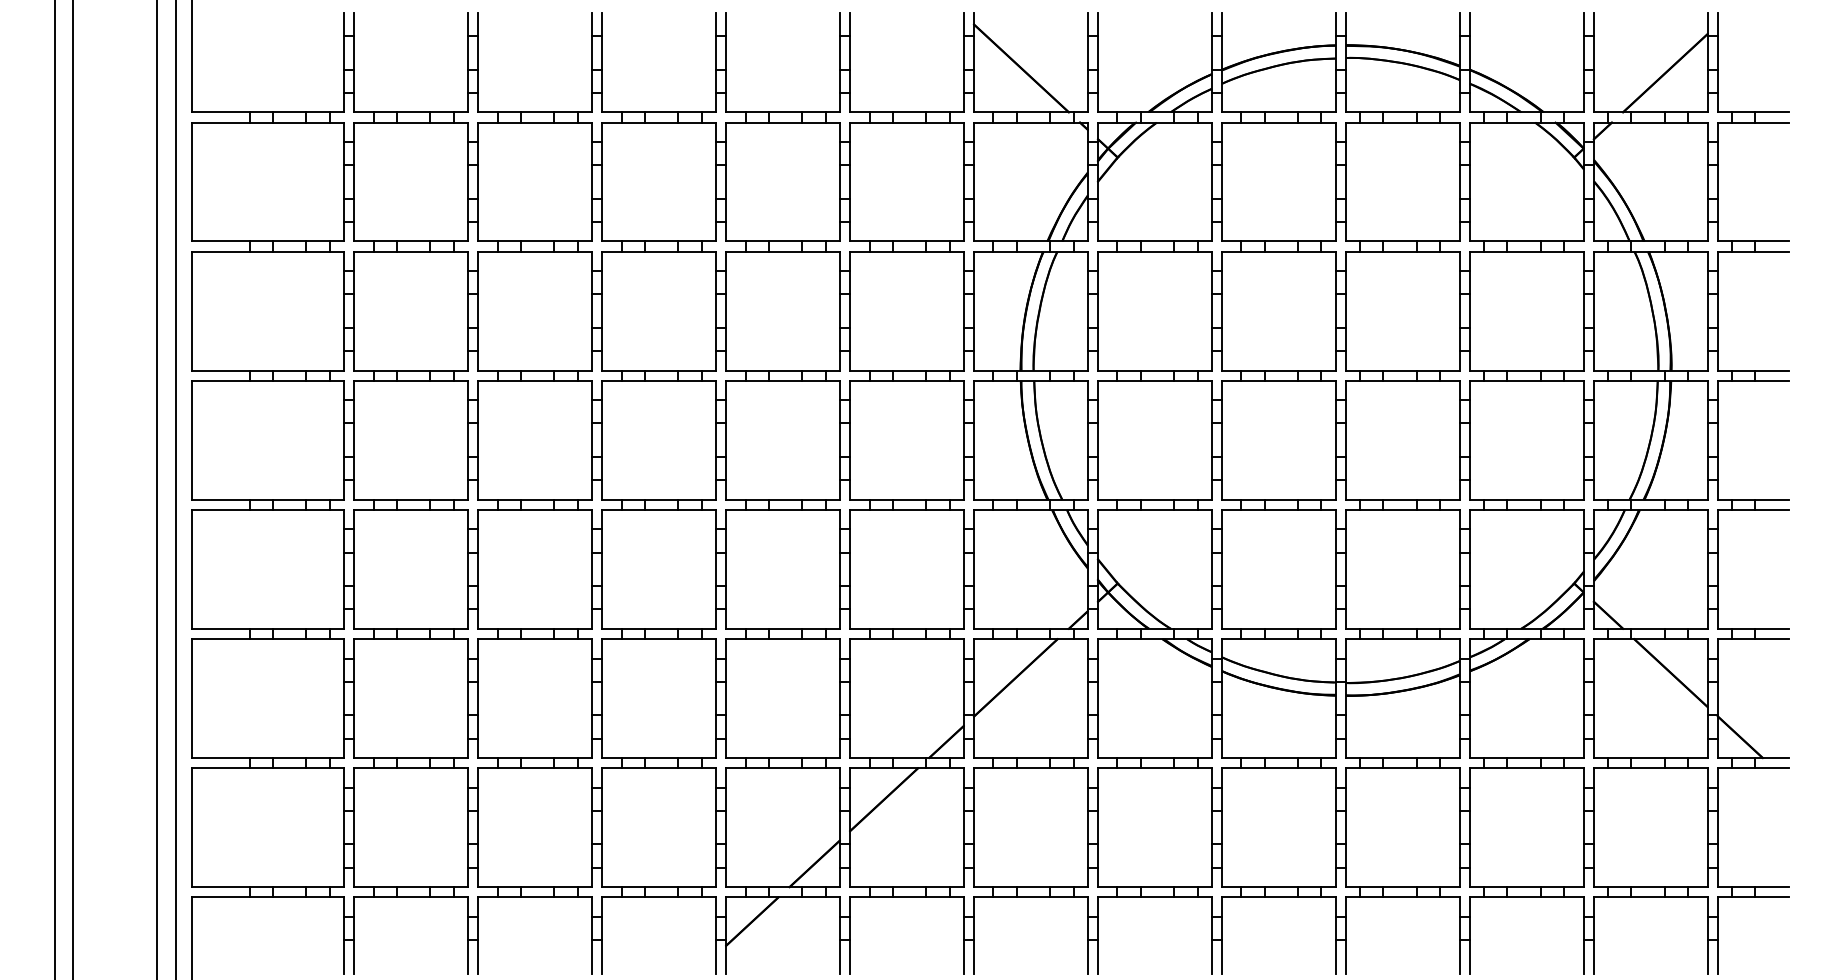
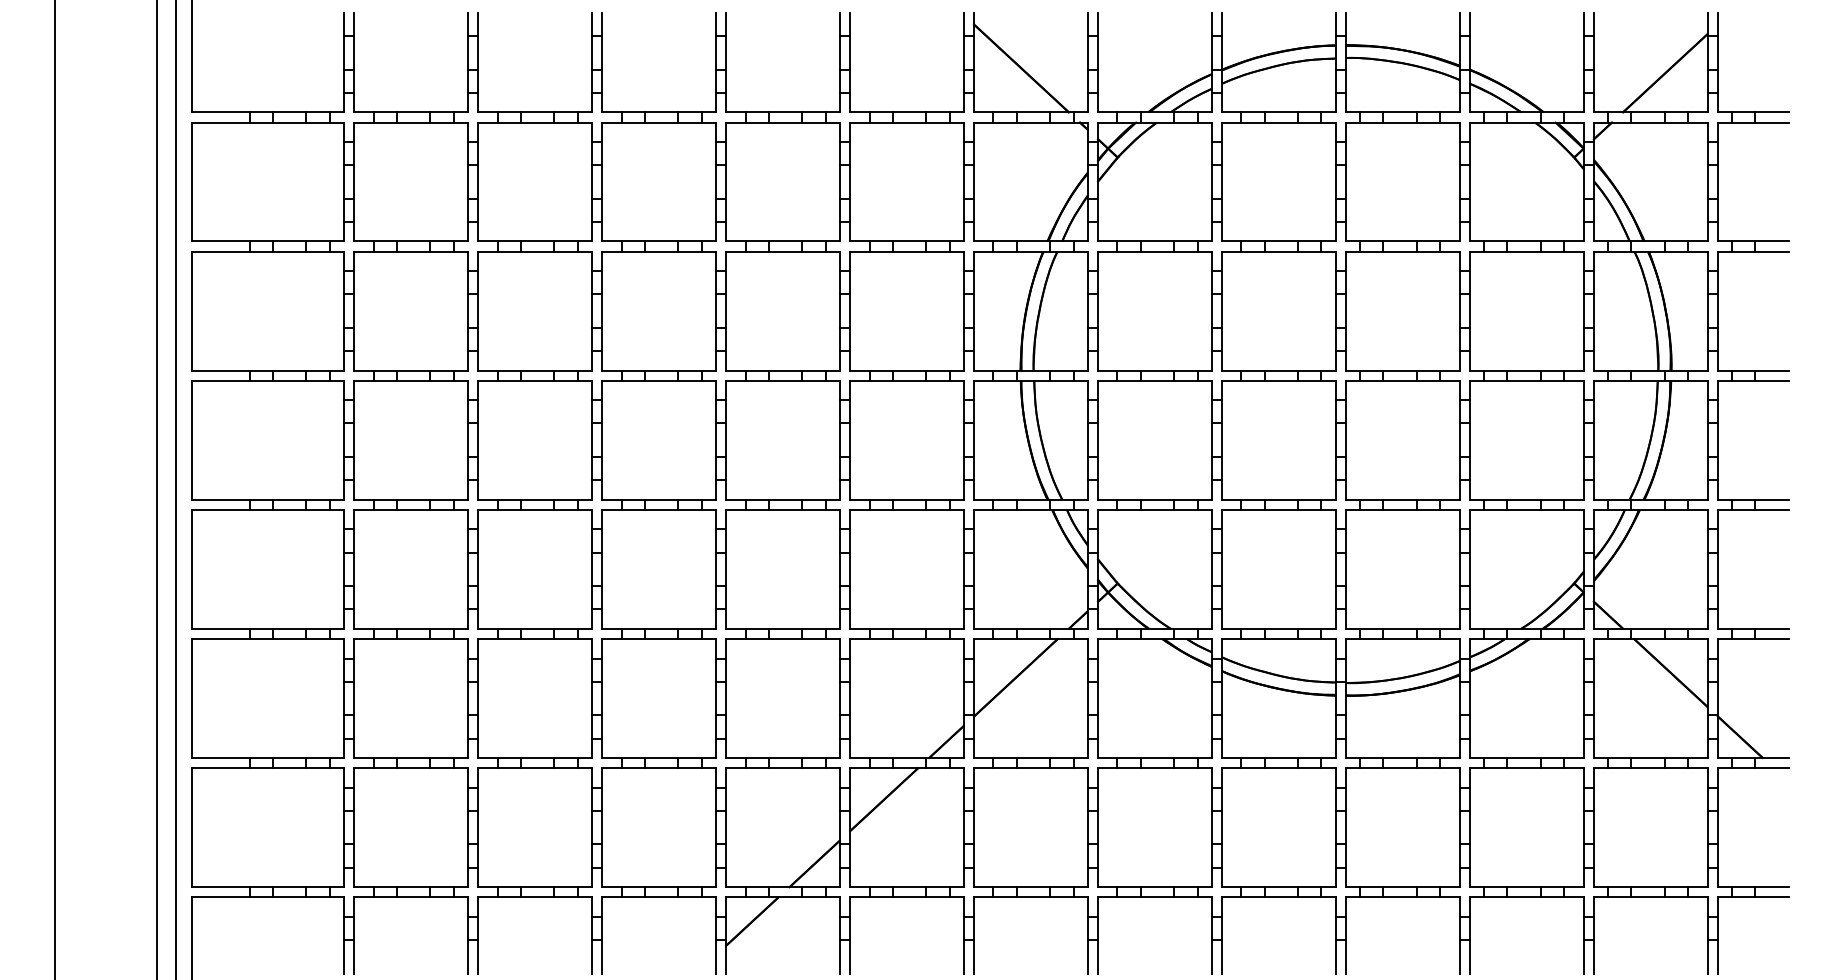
line: present -> none (73, 489)
